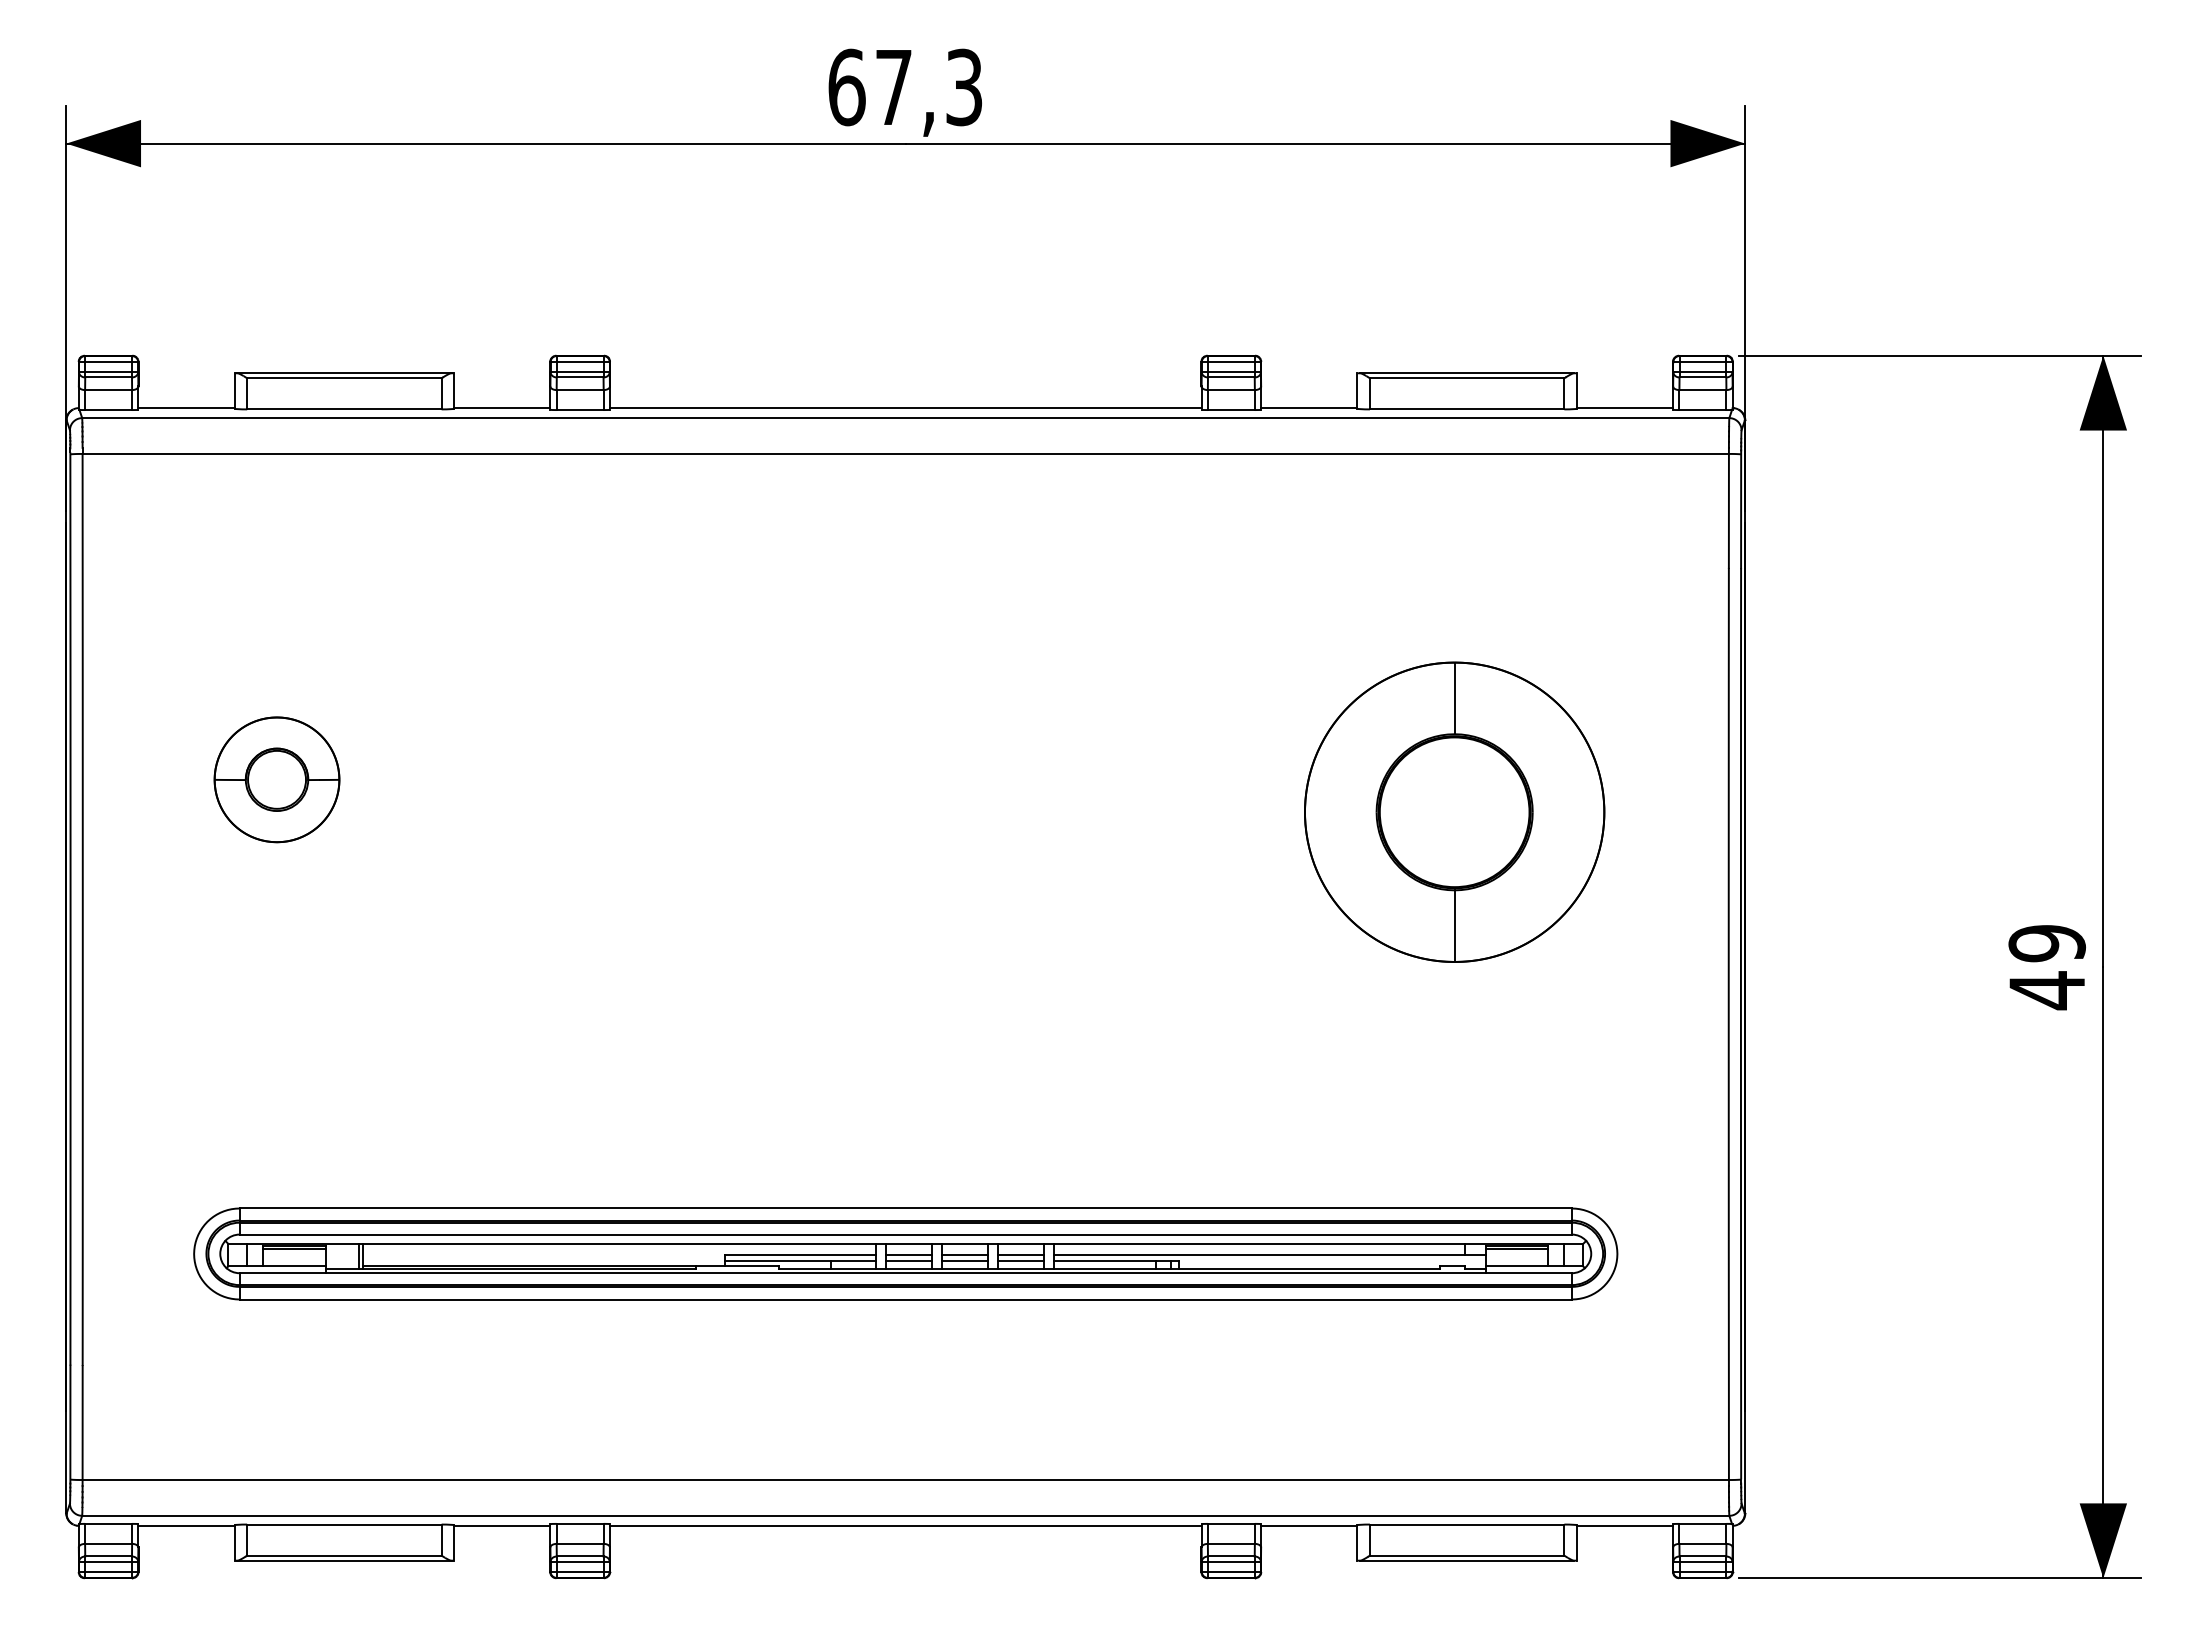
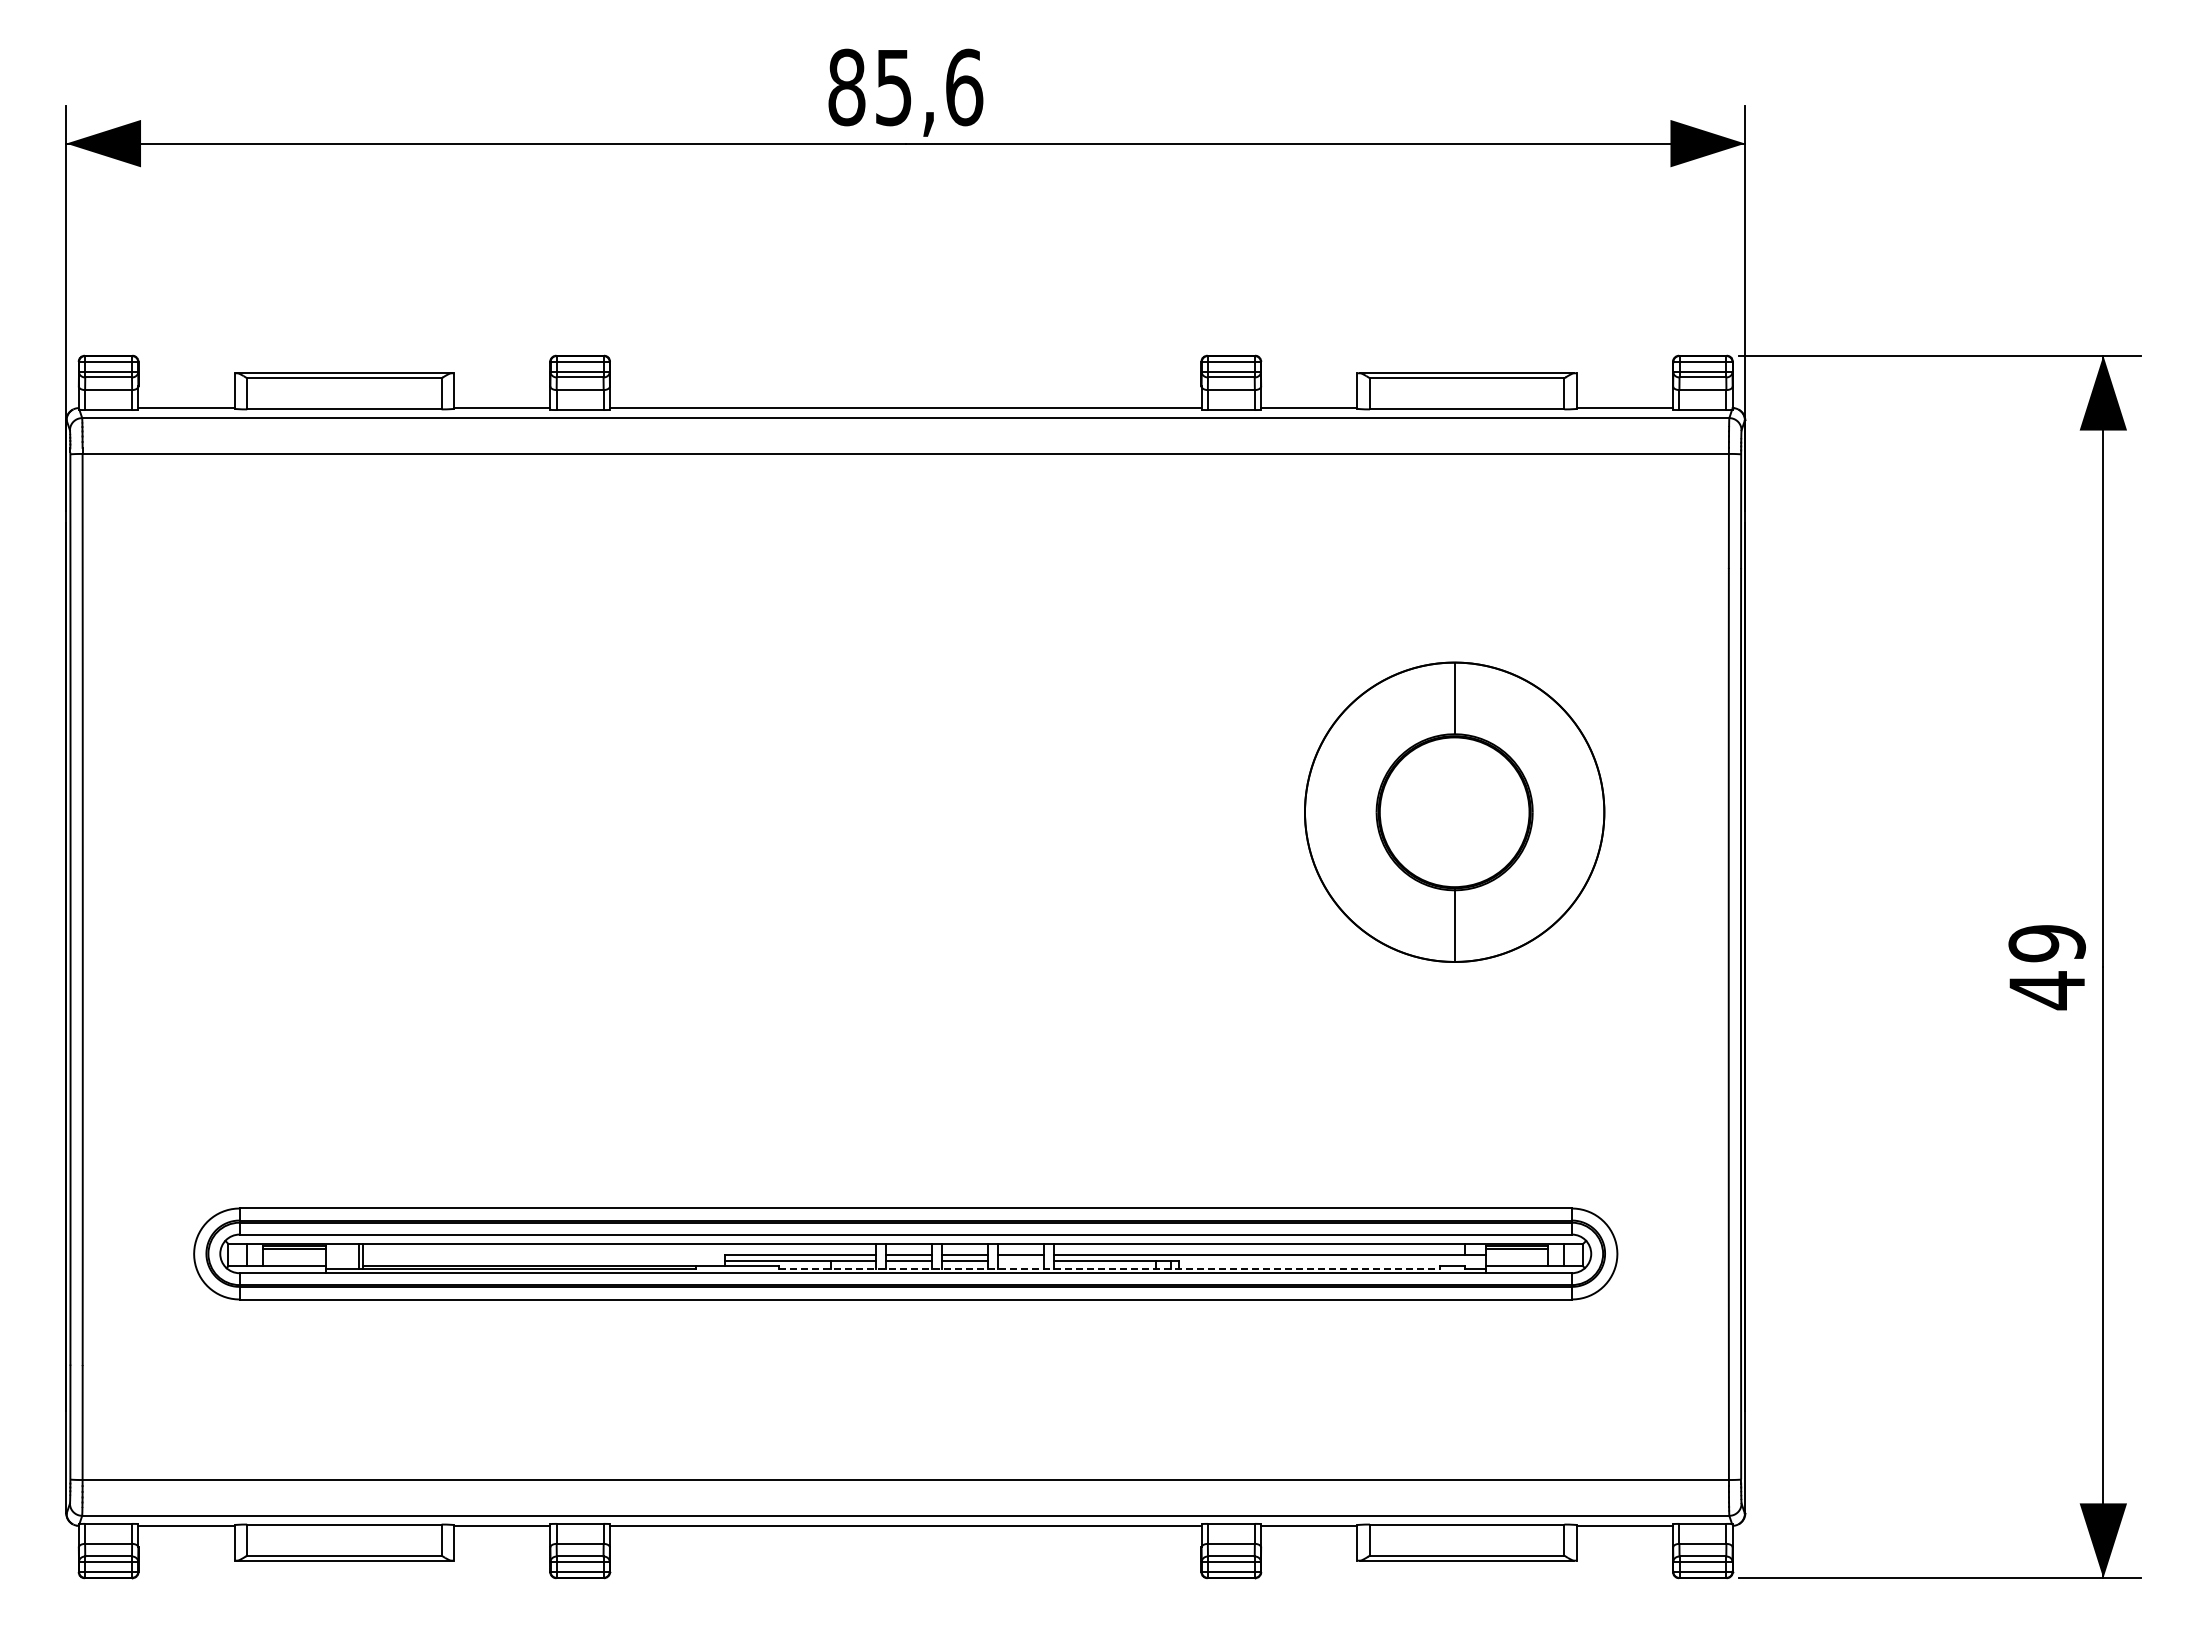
text: 67,3 -> 85,6 (905, 87)
part: present -> none (276, 779)
line: present -> none (1021, 1261)
line: solid -> dashed (1109, 1268)
